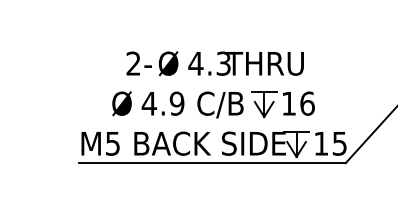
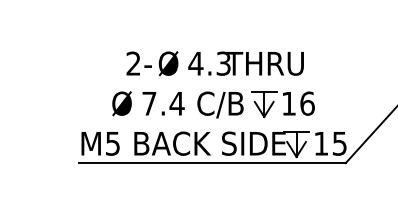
text: 4.9 -> 7.4 (162, 103)
